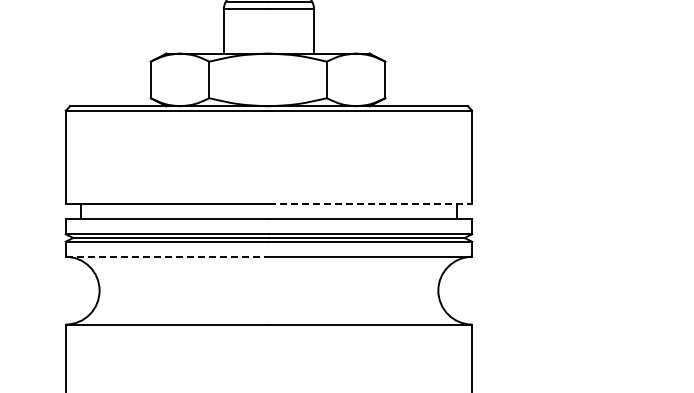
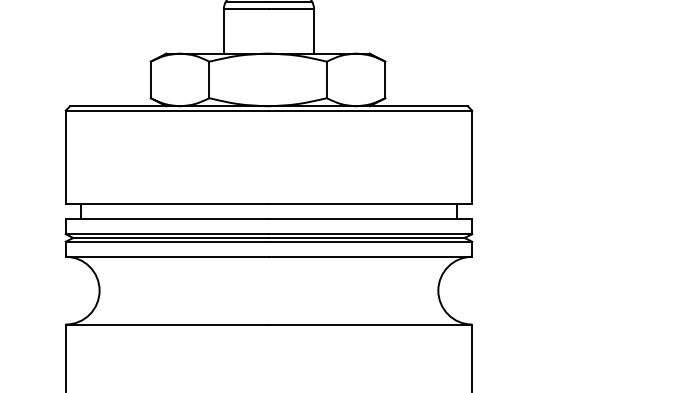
line: dashed -> solid (370, 204)
line: dashed -> solid (167, 256)
